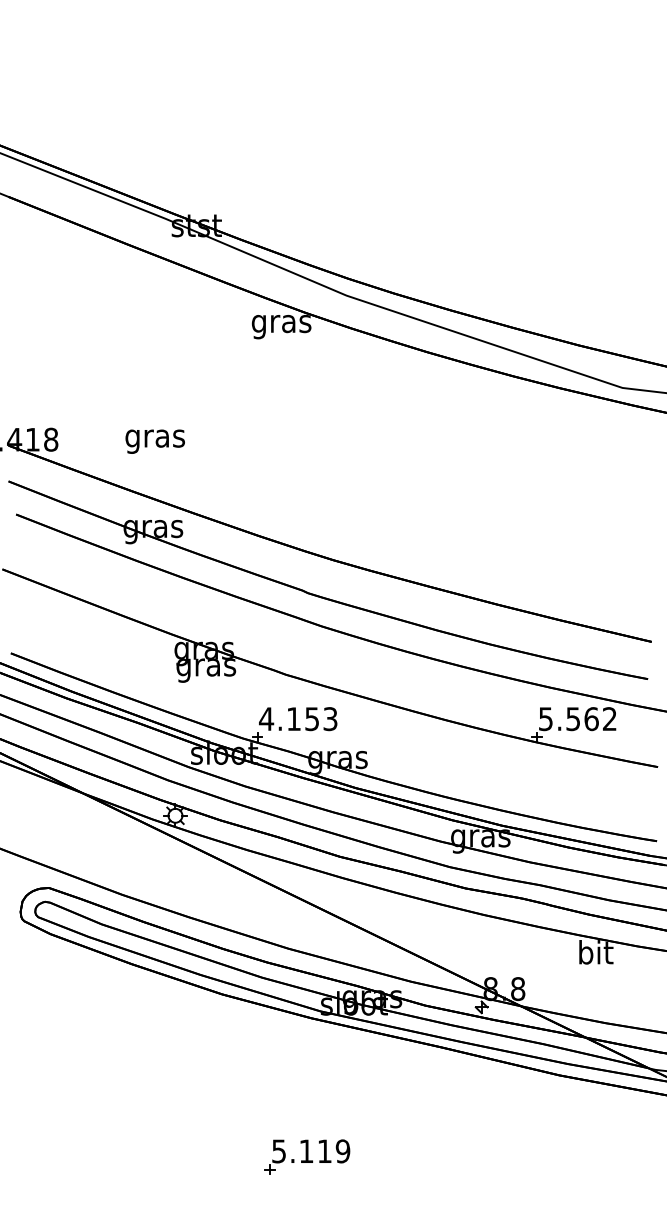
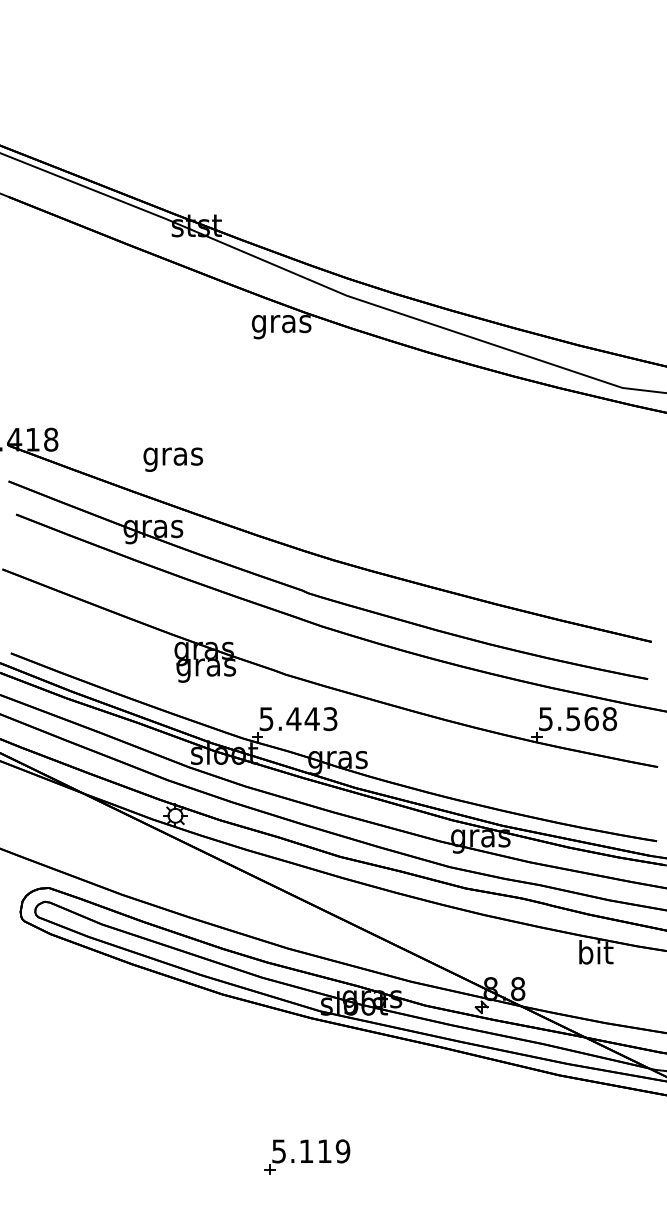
text position: (154, 441) -> (172, 459) (172, 459)
text: 4.153 -> 5.443 (289, 719)
text: 5.562 -> 5.568 (609, 719)
